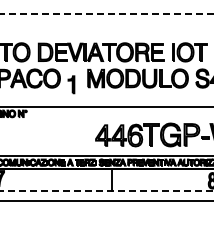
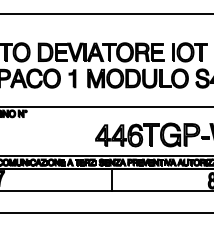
line: dashed -> solid (107, 14)
part position: (71, 84) -> (72, 78) (72, 78)
line: dashed -> solid (107, 190)
line position: (106, 200) -> (106, 212) (106, 212)
